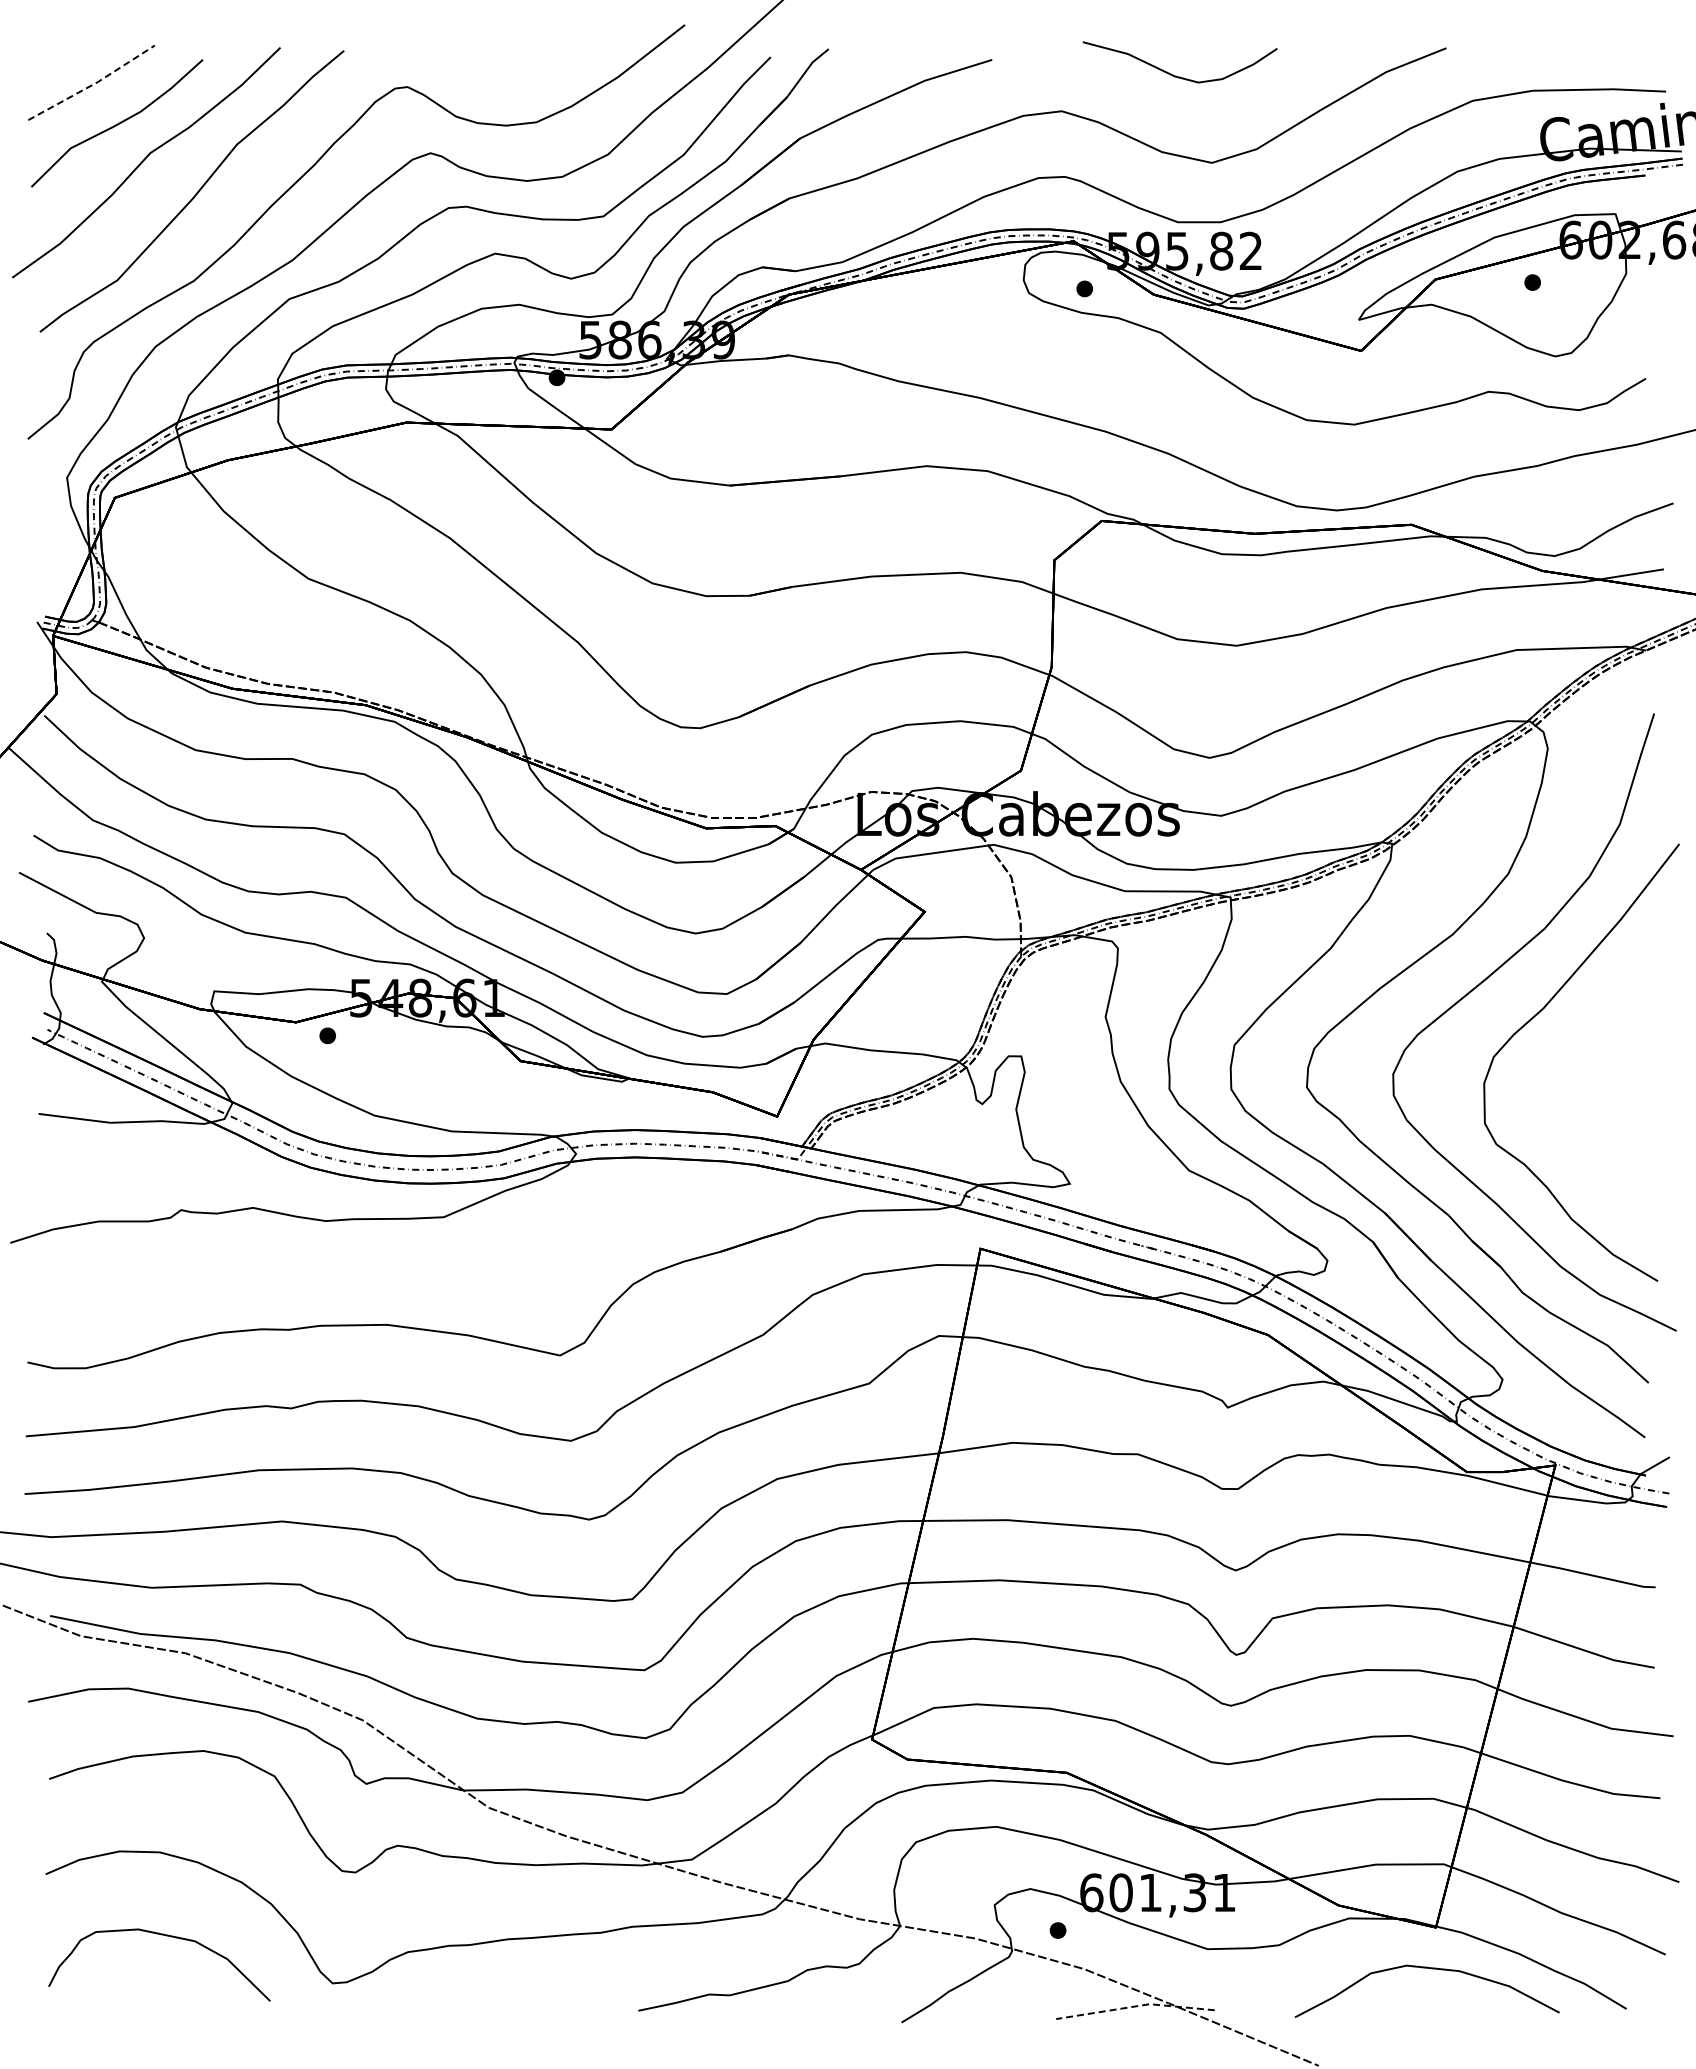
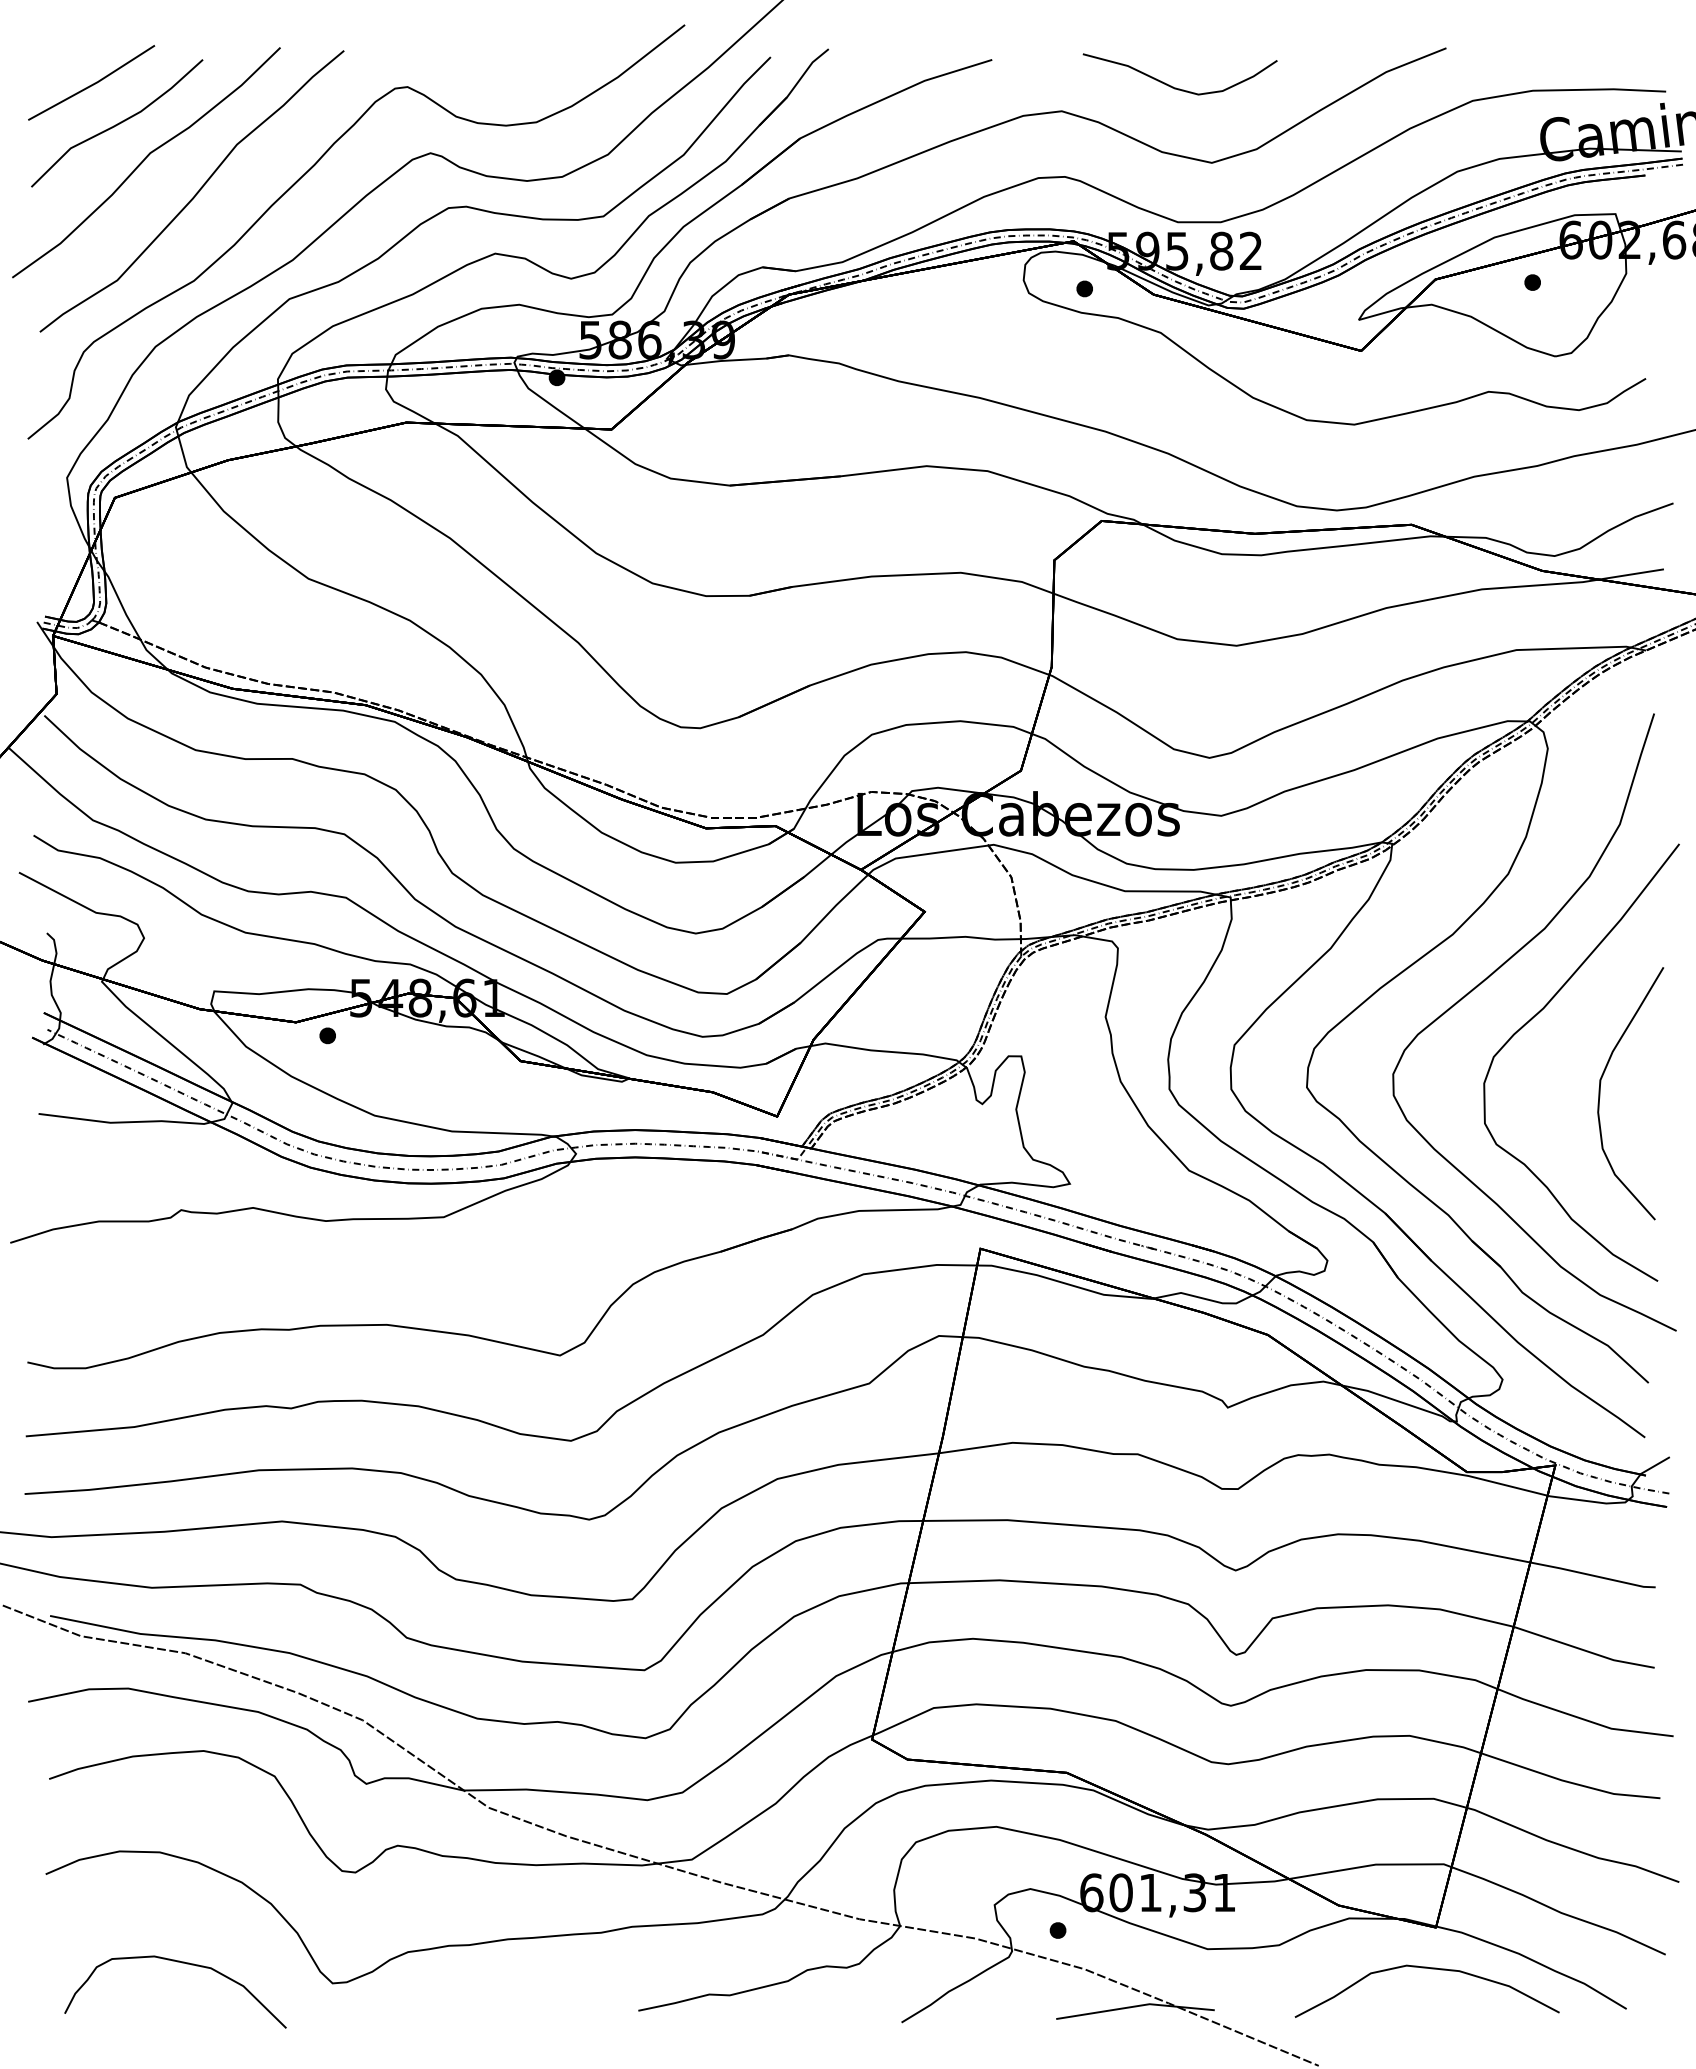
curve position: (1176, 75) -> (1176, 87) (1176, 87)
line: dashed -> solid (93, 84)
curve: none -> present (1600, 1093)
curve position: (166, 1936) -> (182, 1963) (182, 1963)
line: dashed -> solid (1135, 2006)
